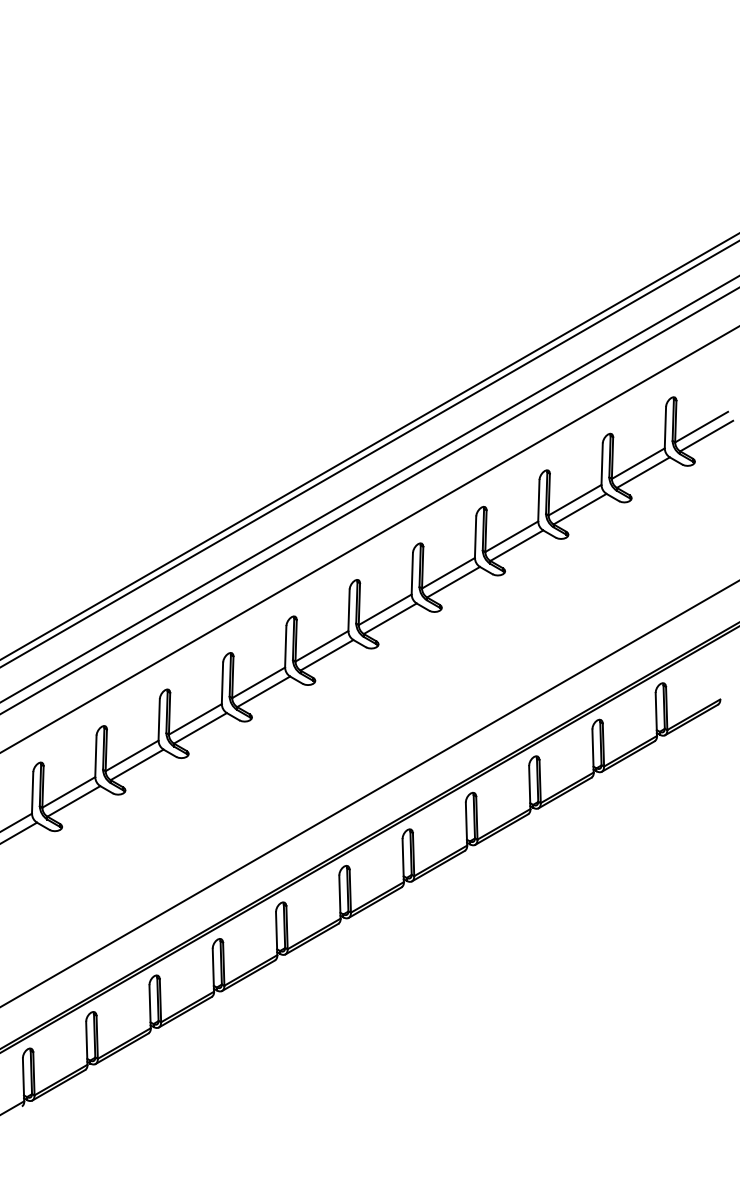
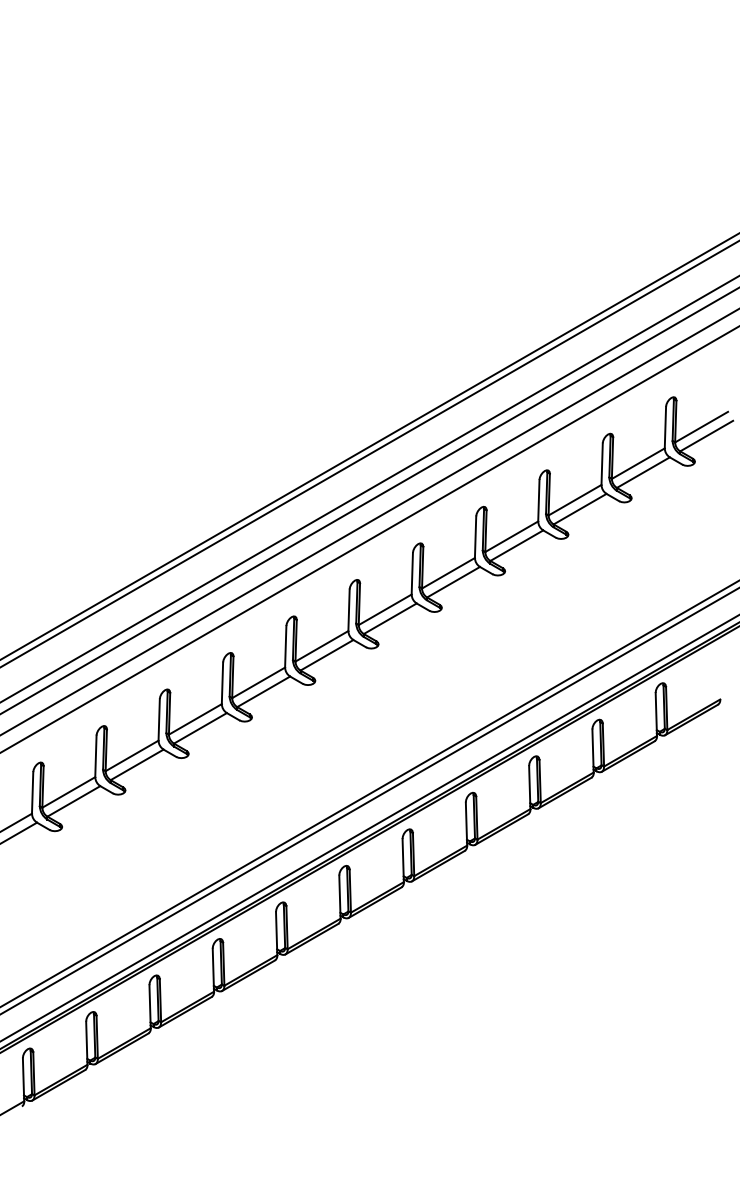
line: none -> present (369, 522)
line: none -> present (369, 801)
line: none -> present (369, 828)
